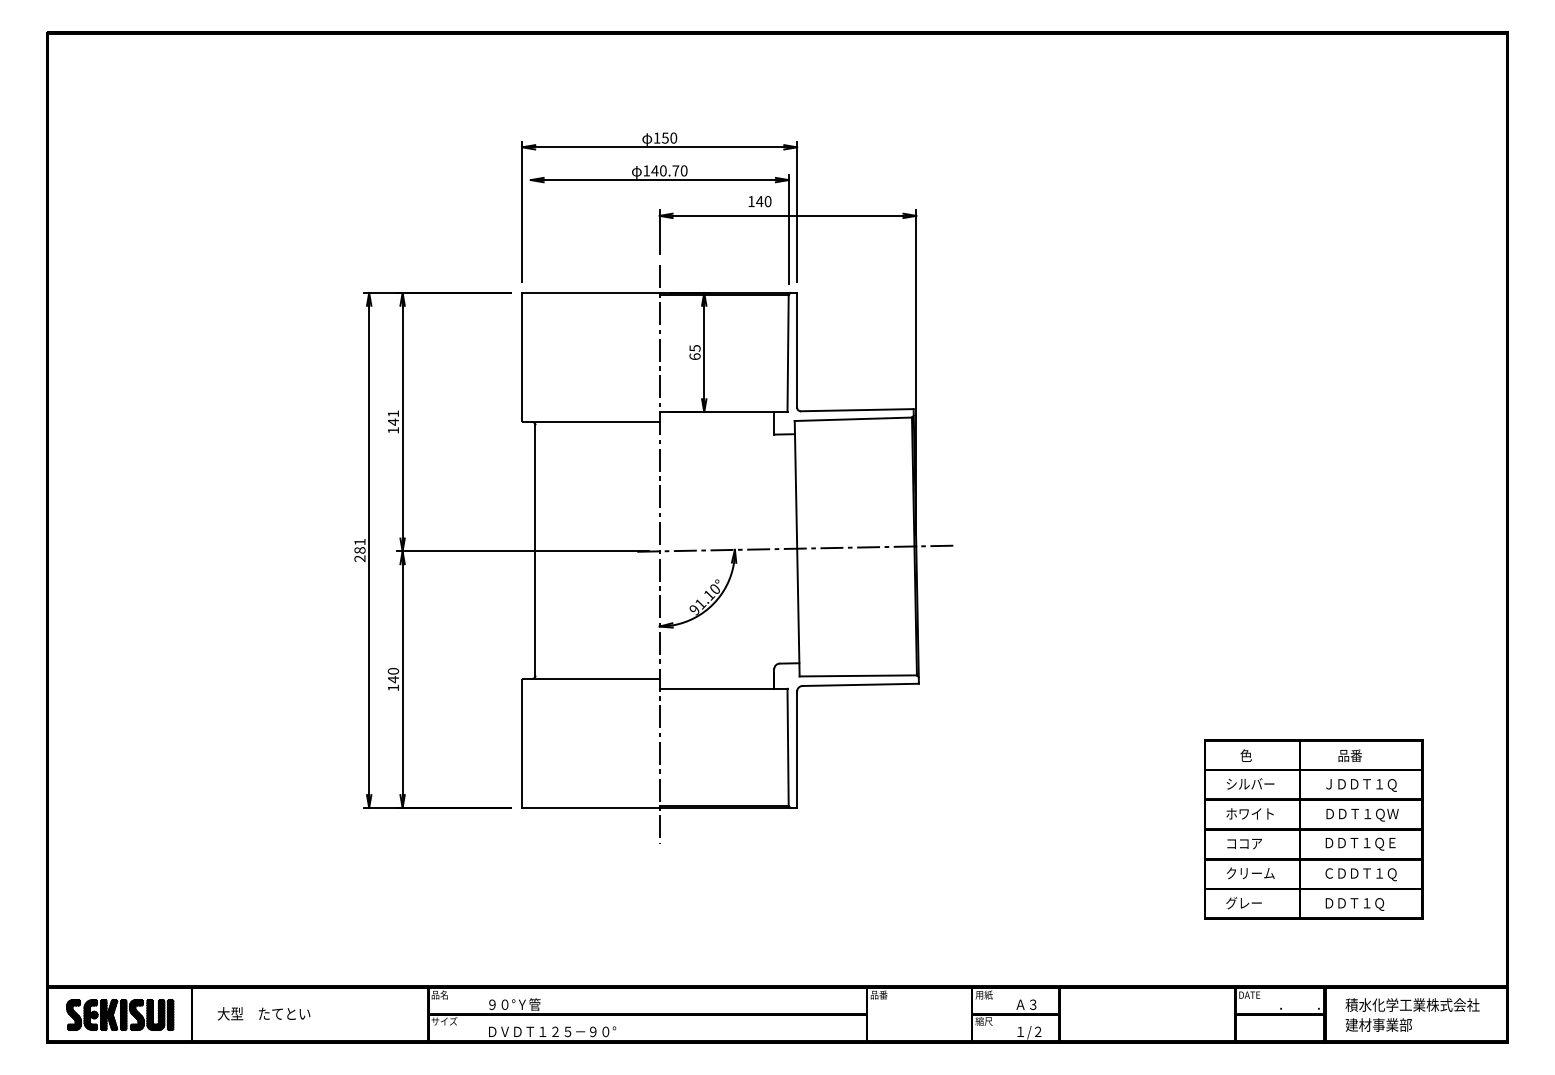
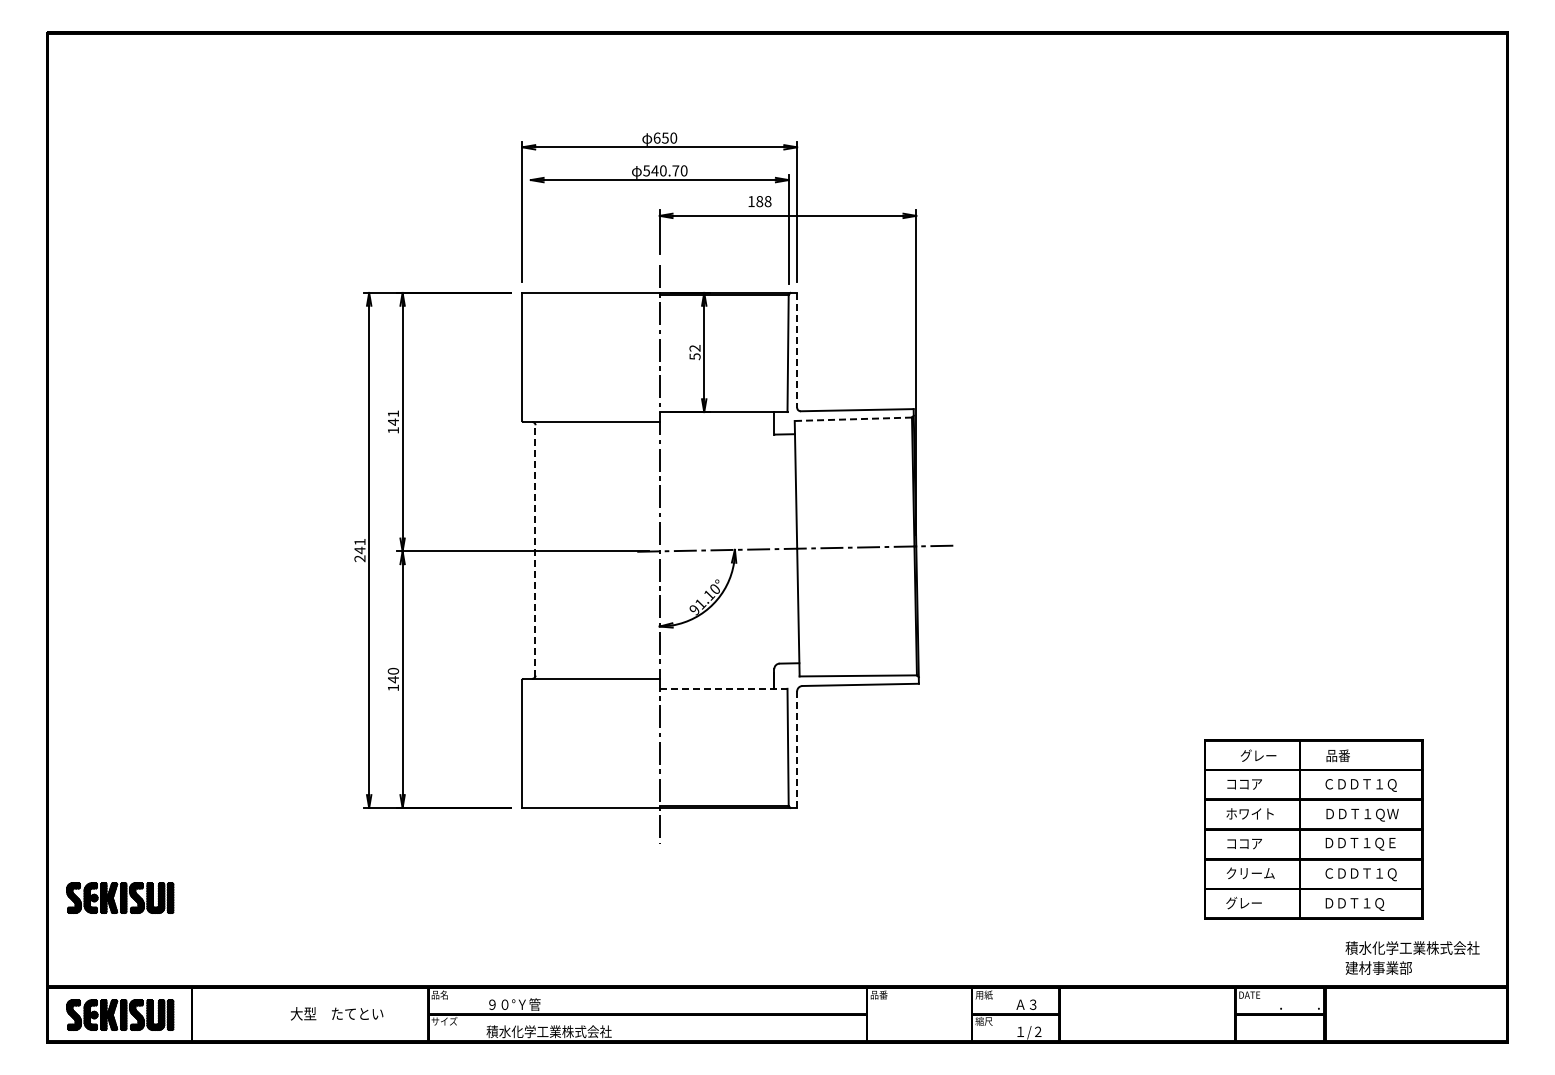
text: 150 -> 650 (656, 137)
text: 140.70 -> 540.70 (646, 170)
text: 140 -> 188 (763, 201)
line: solid -> dashed (797, 350)
text: 65 -> 52 (694, 352)
line: solid -> dashed (853, 419)
line: solid -> dashed (535, 549)
text: 281 -> 241 (359, 550)
line: solid -> dashed (723, 688)
line: solid -> dashed (797, 749)
text: 色 -> グレー (1258, 755)
text position: (1349, 755) -> (1337, 755) (1337, 755)
text: シルバー -> ココア (1250, 783)
text: ＪＤＤＴ１Ｑ -> ＣＤＤＴ１Ｑ (1328, 784)
part: none -> present (120, 897)
text position: (264, 1013) -> (337, 1013) (337, 1013)
text position: (1412, 1014) -> (1412, 957) (1412, 957)
text: ＤＶＤＴ１２５－９０° -> 積水化学工業株式会社 (551, 1031)
